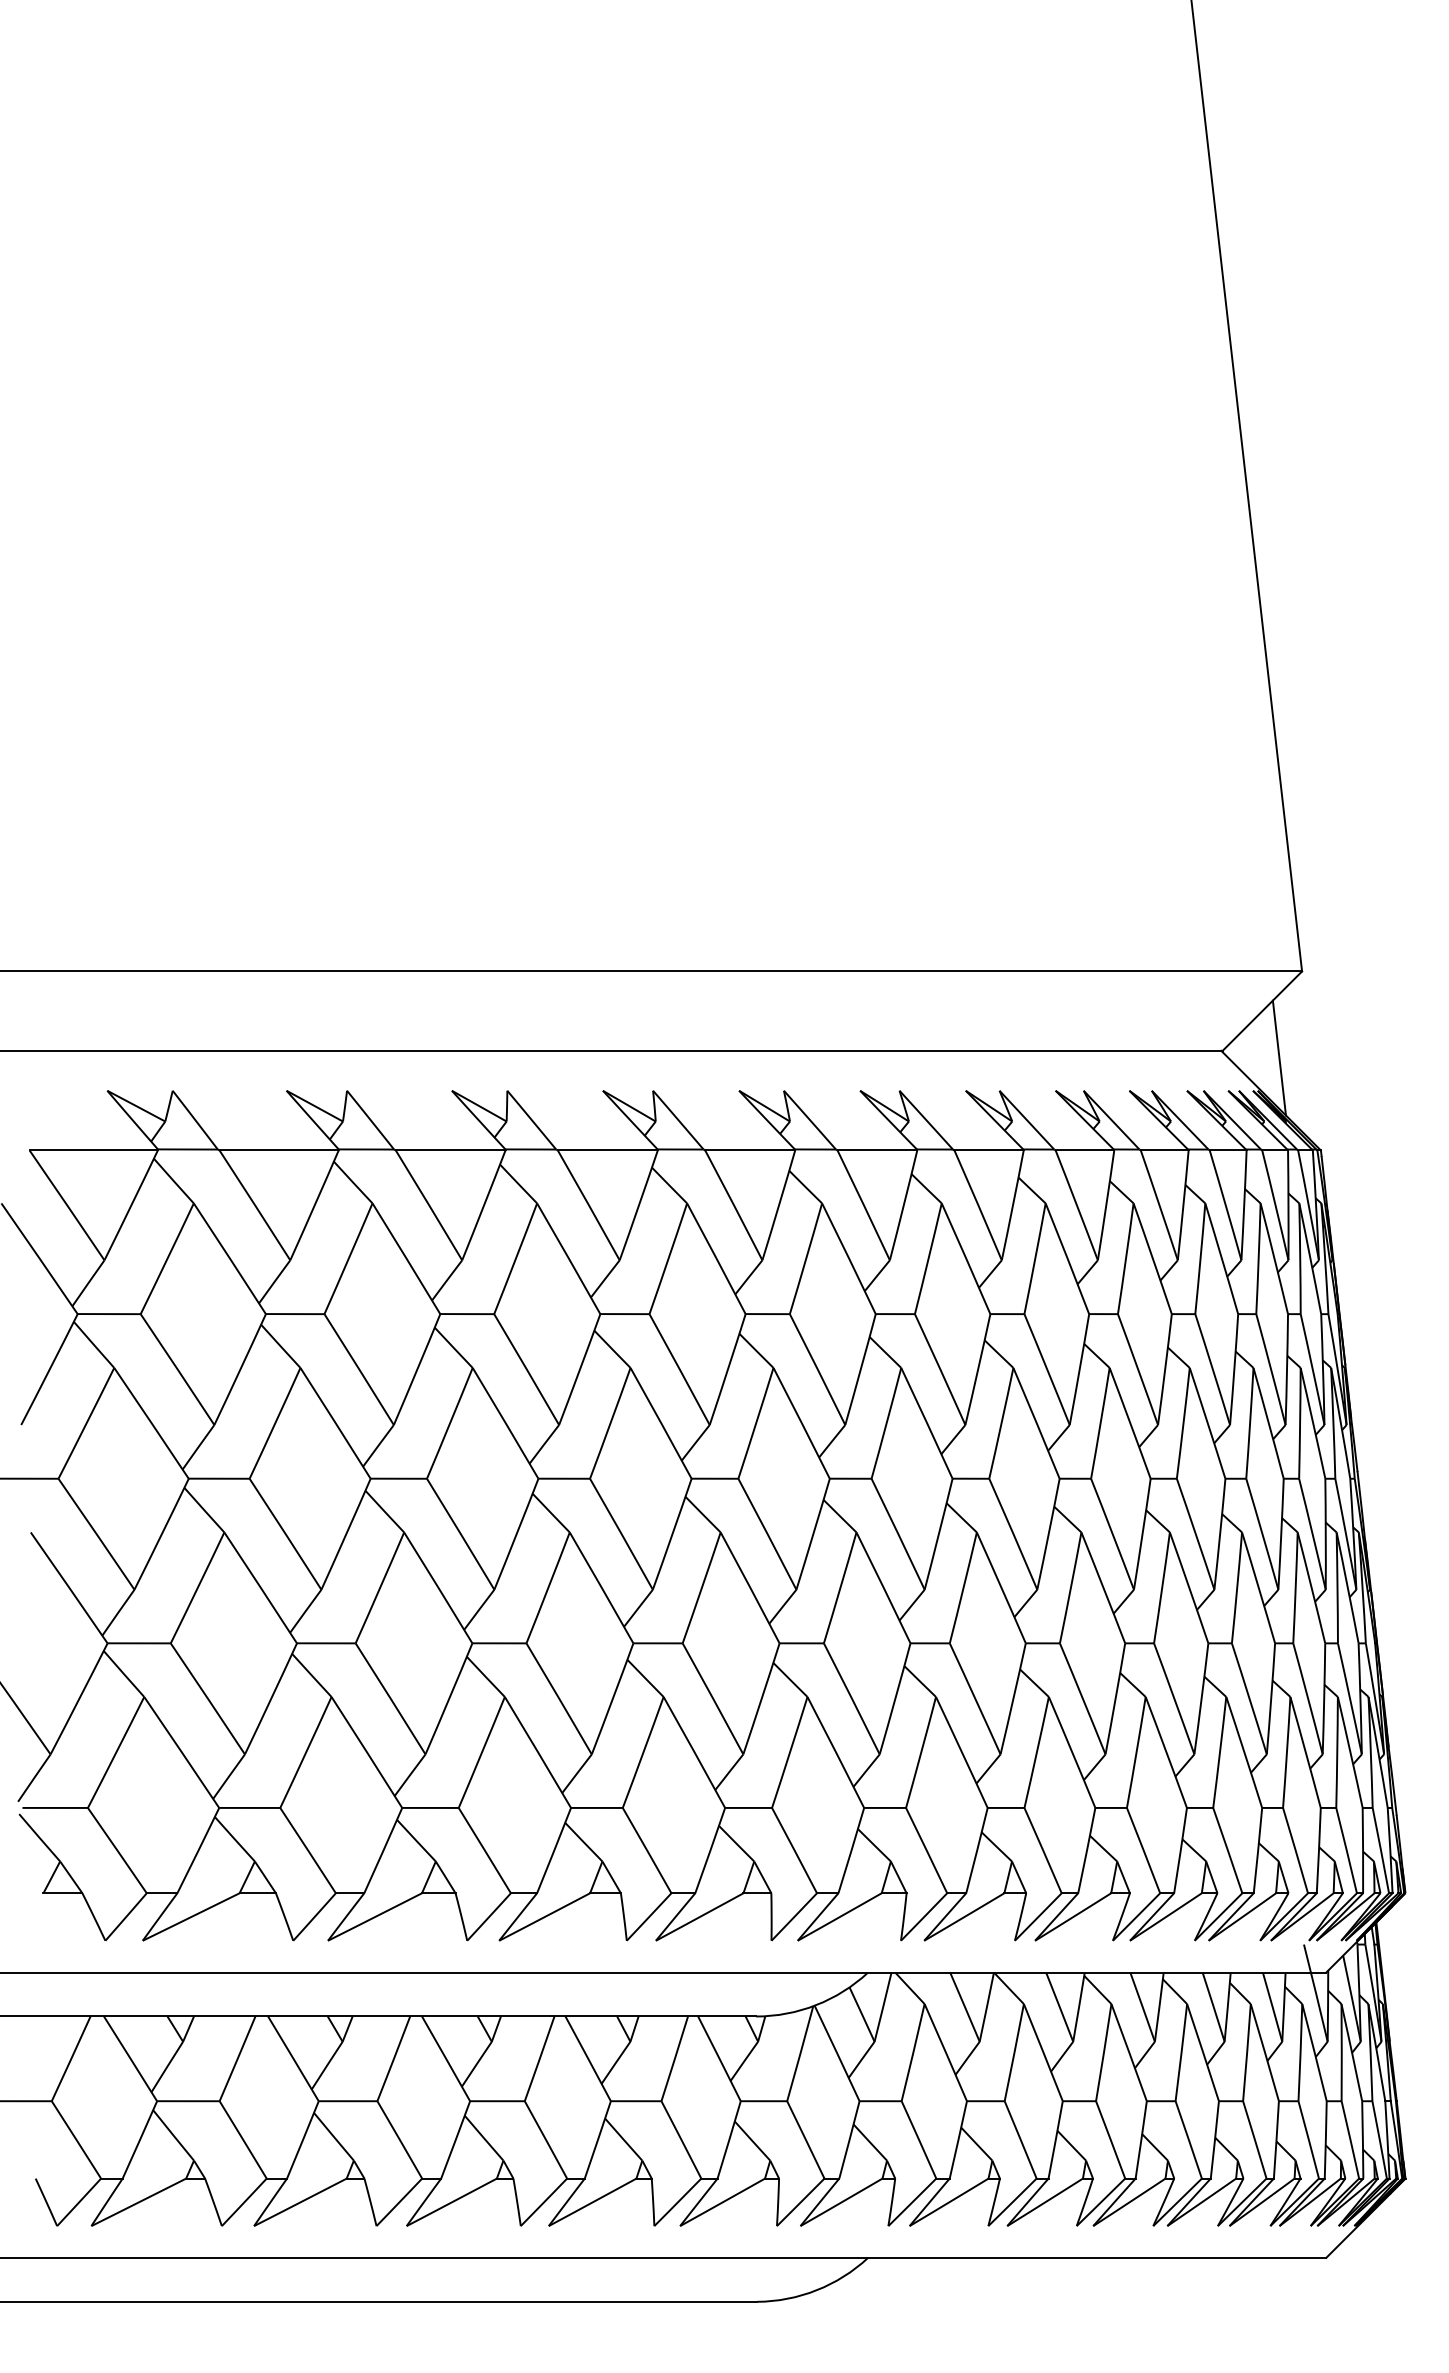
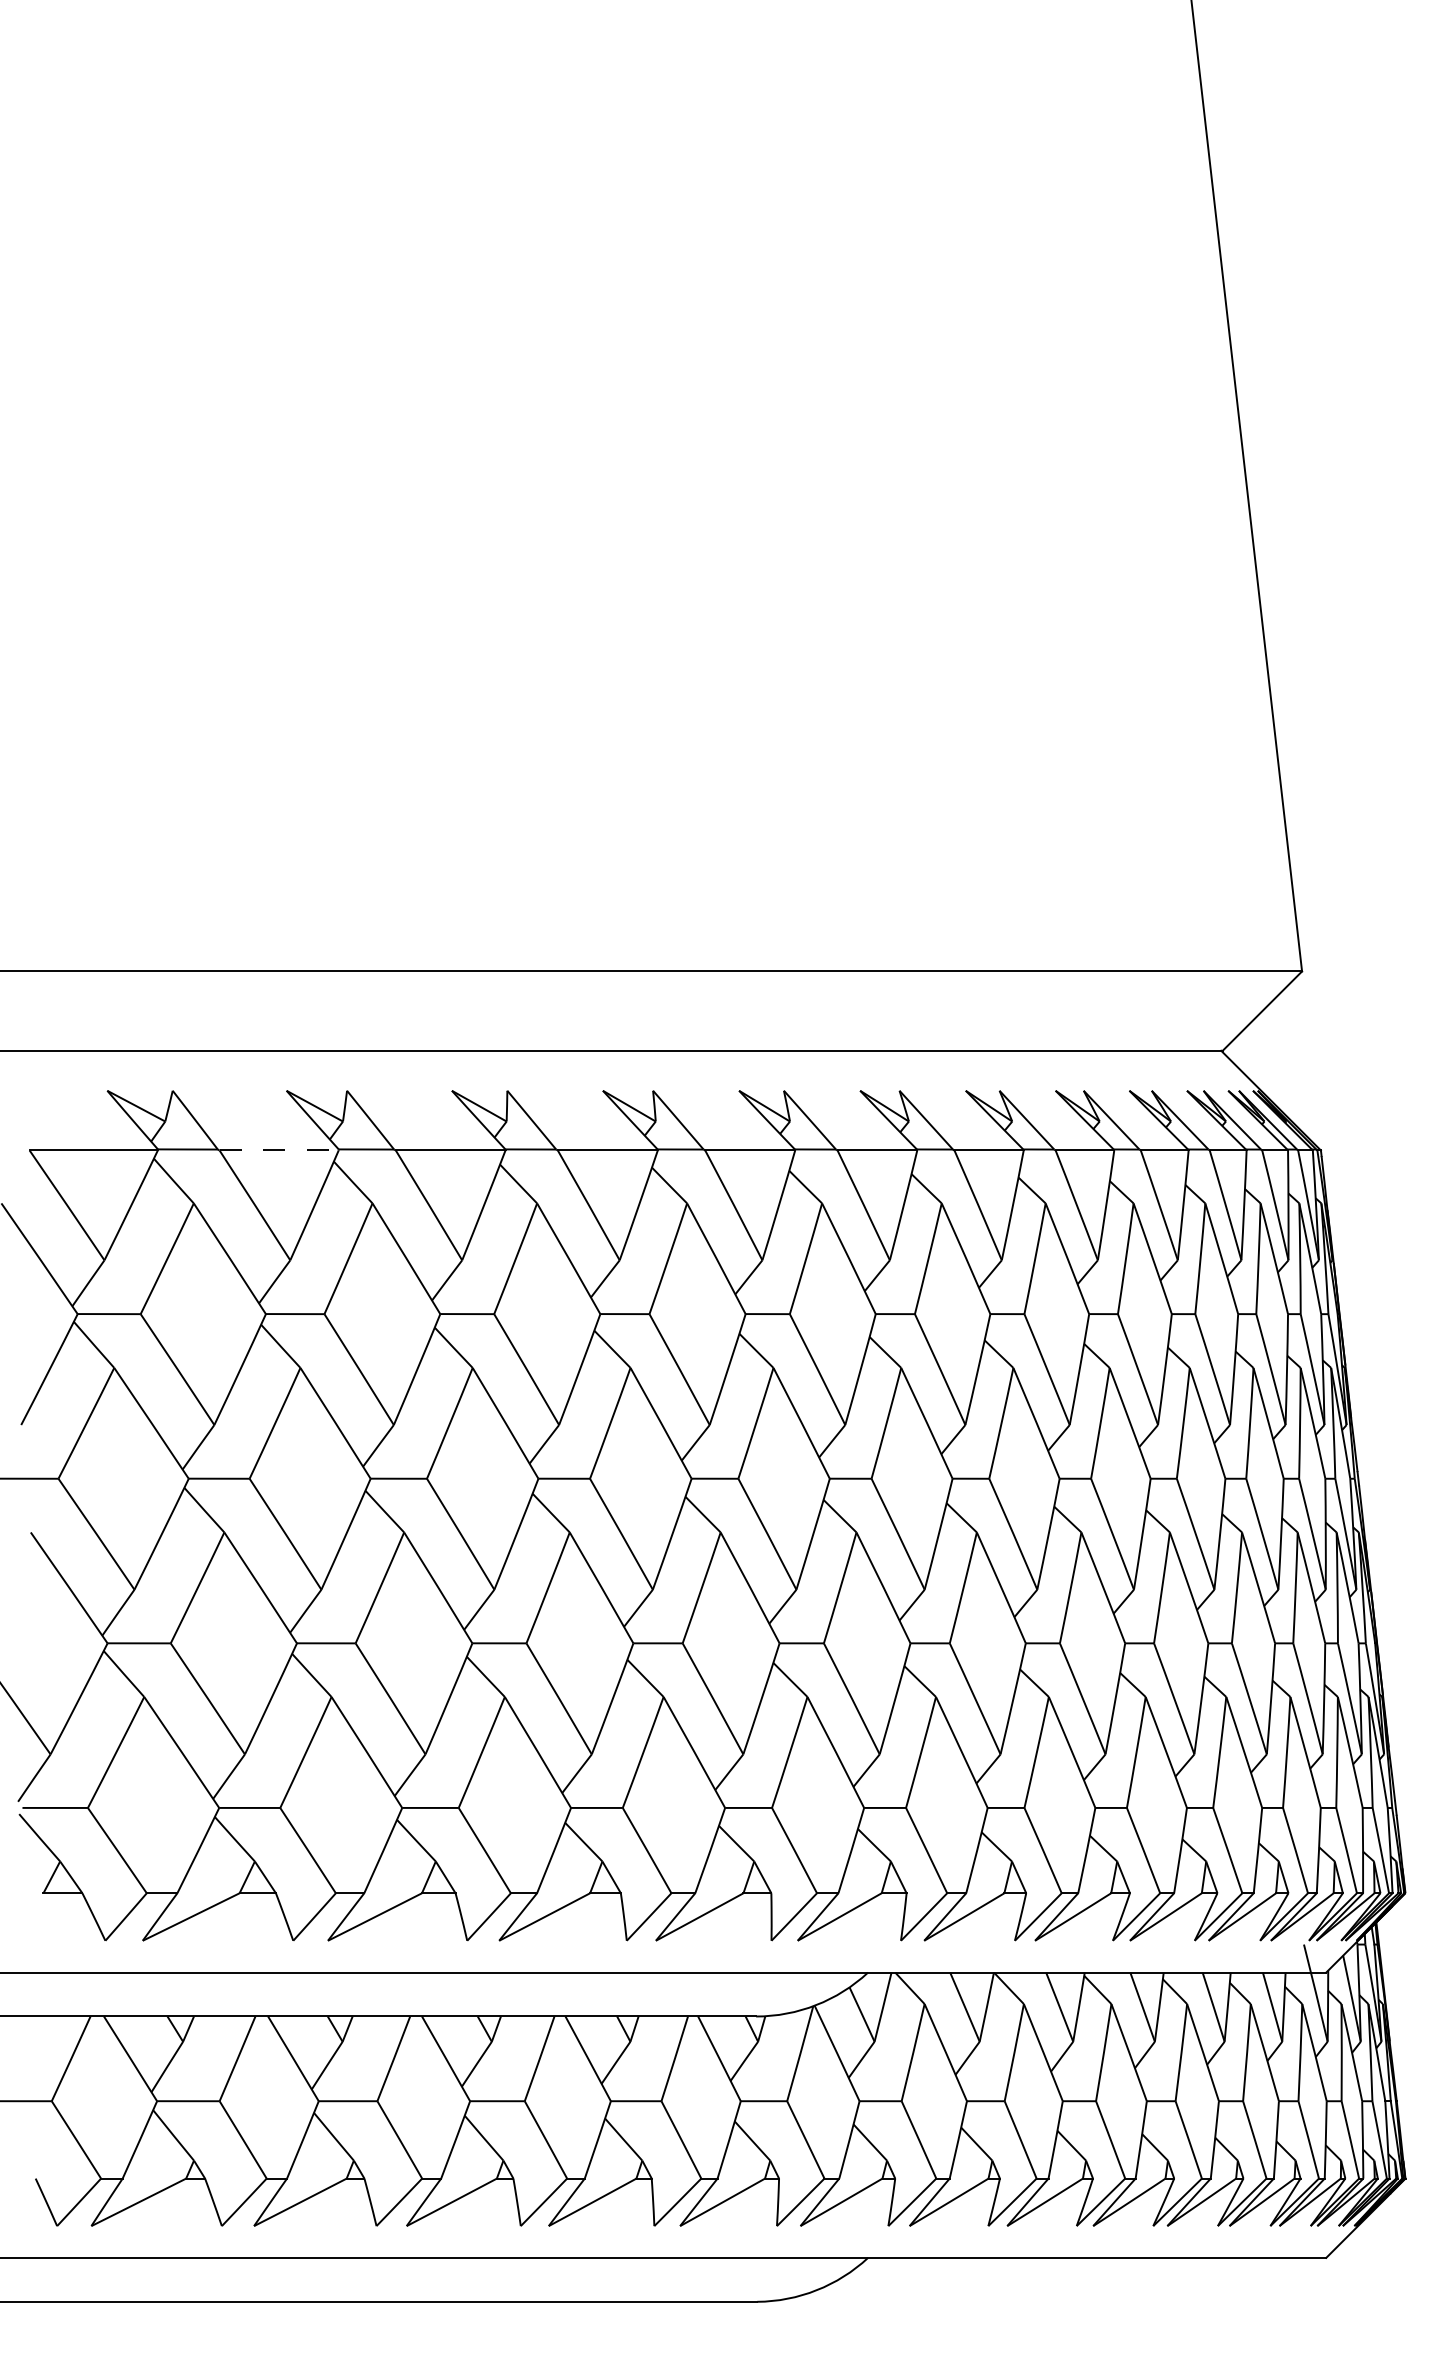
line: present -> none (1278, 1057)
line: solid -> dashed (279, 1150)
